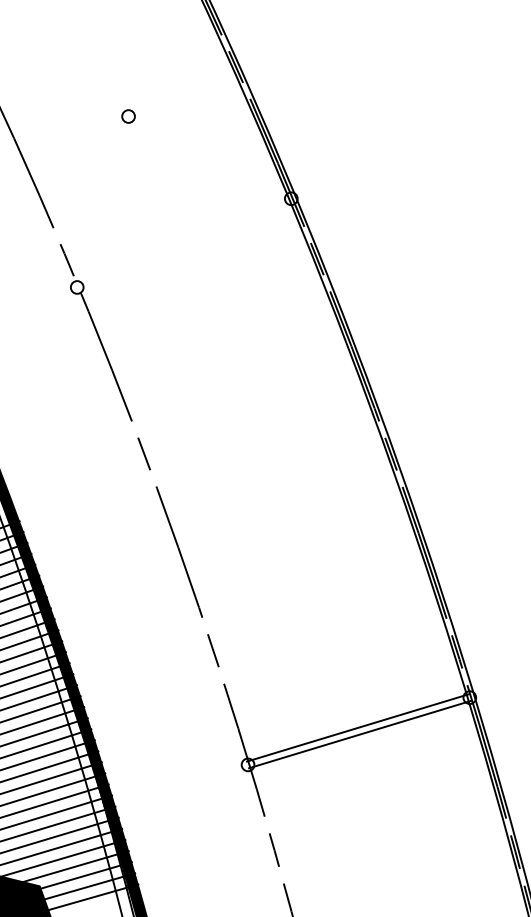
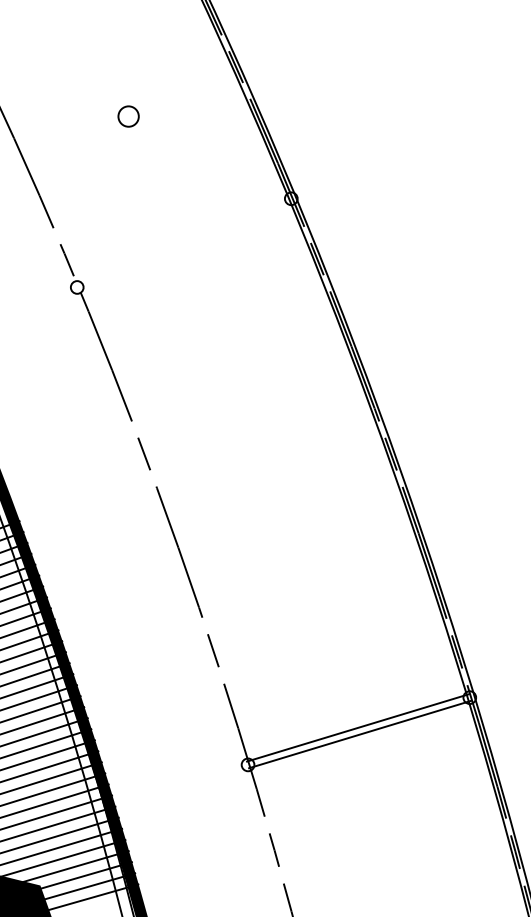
circle size: 15x15 px -> 23x23 px (128, 116)
